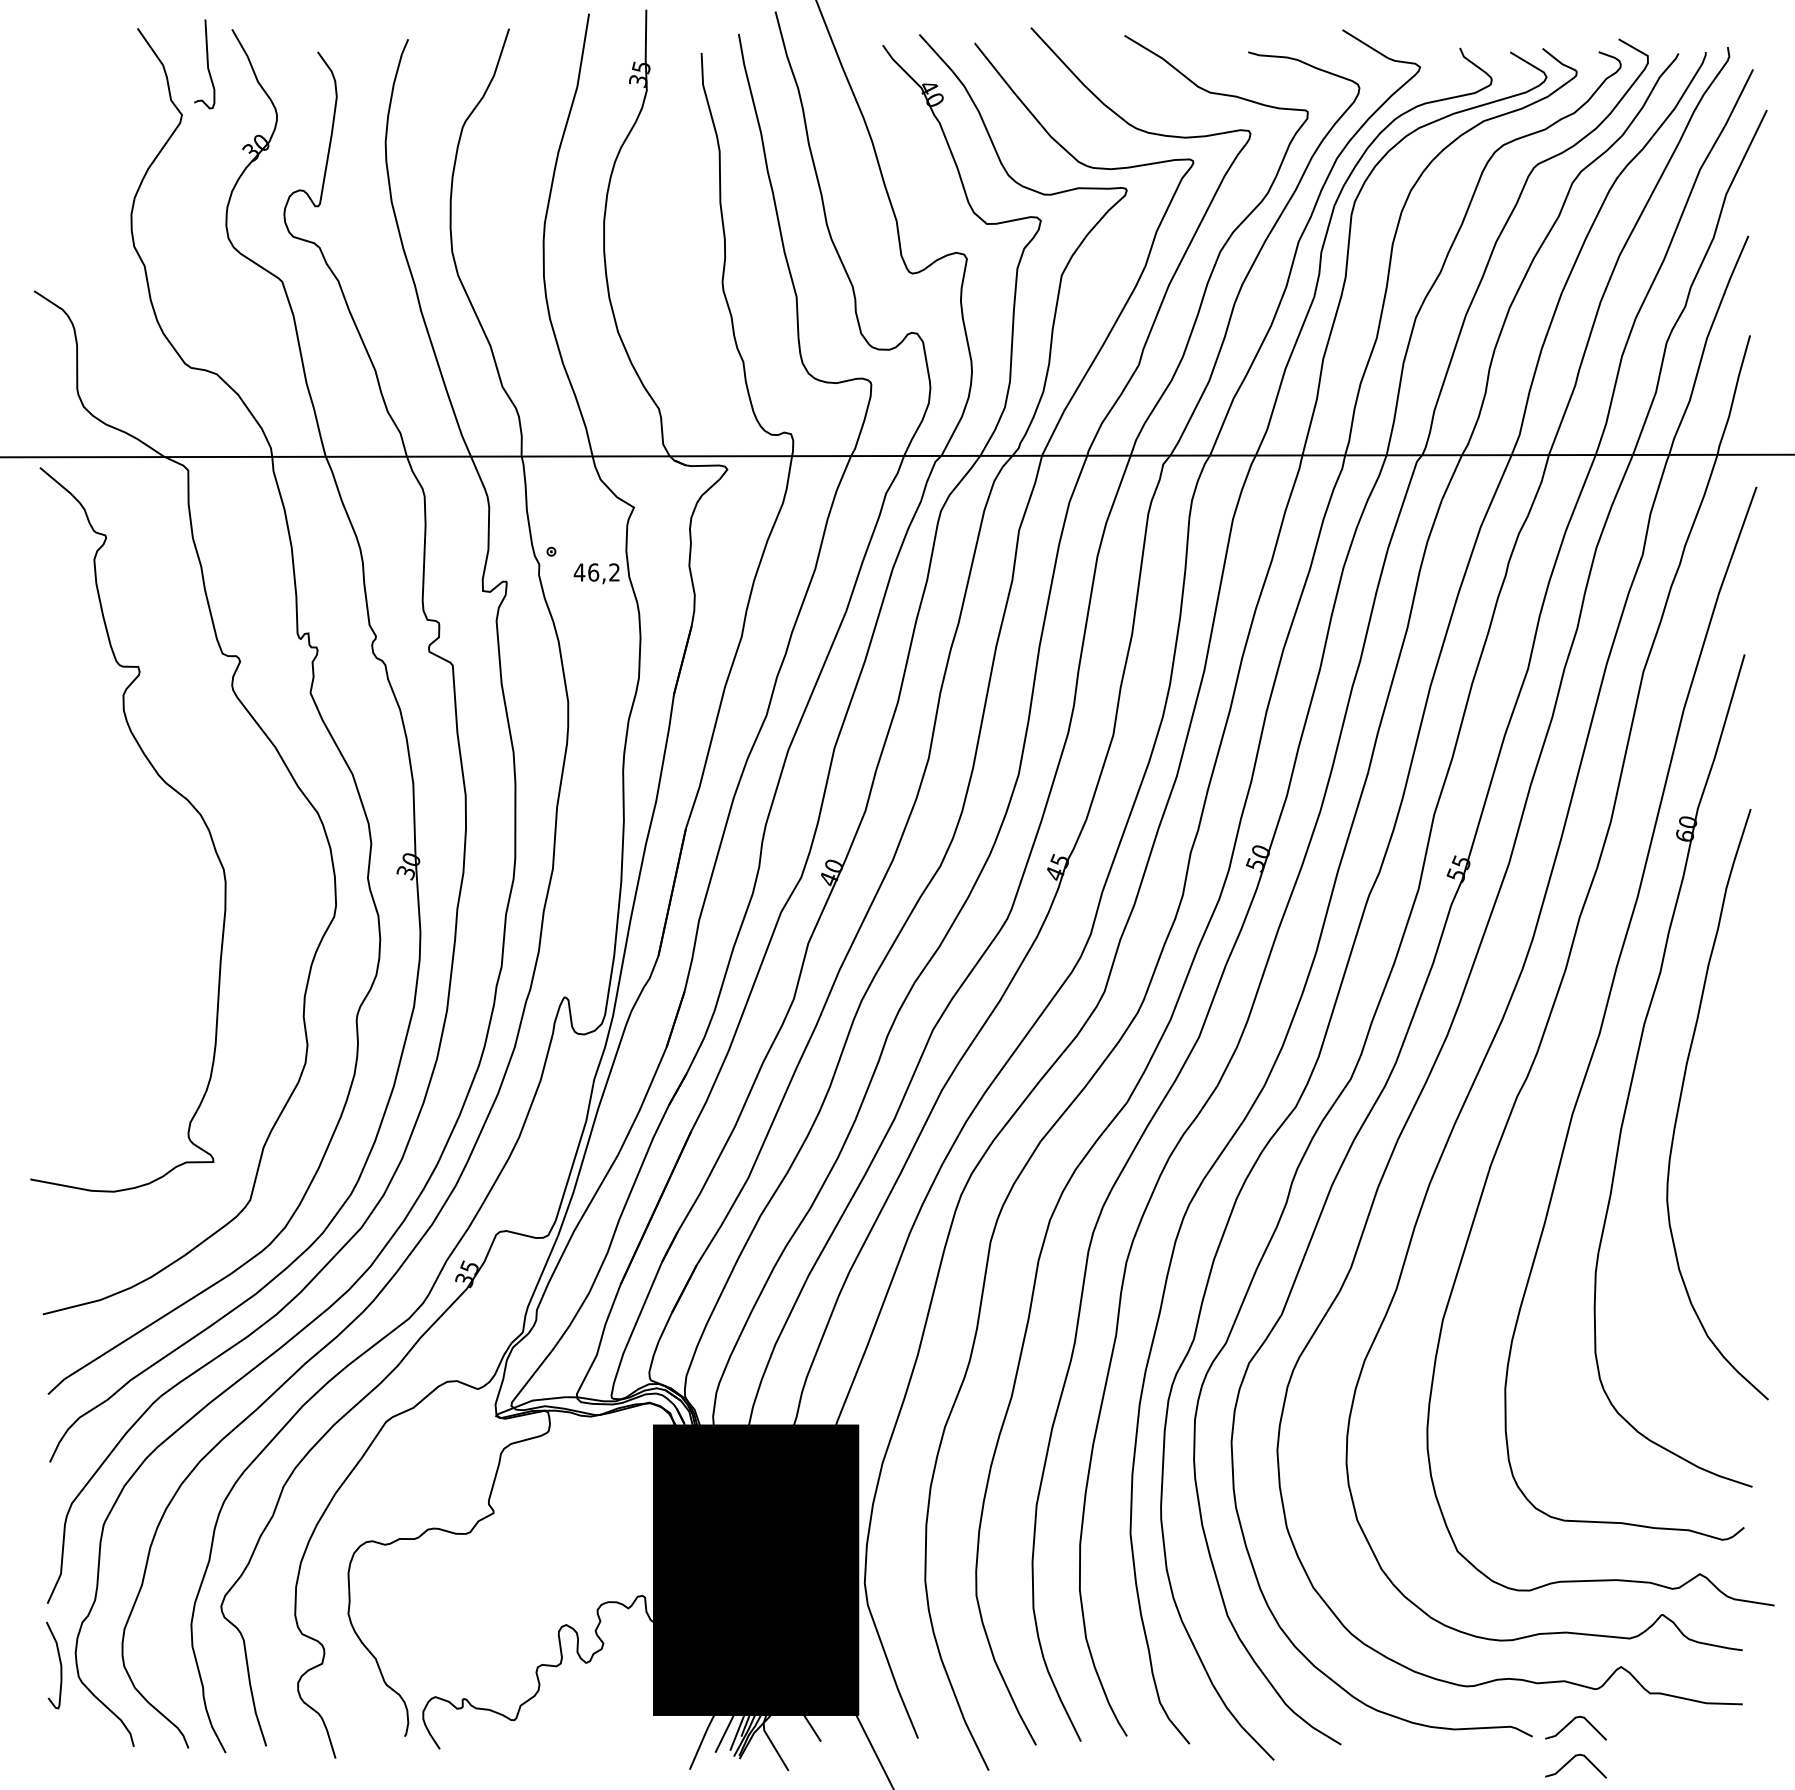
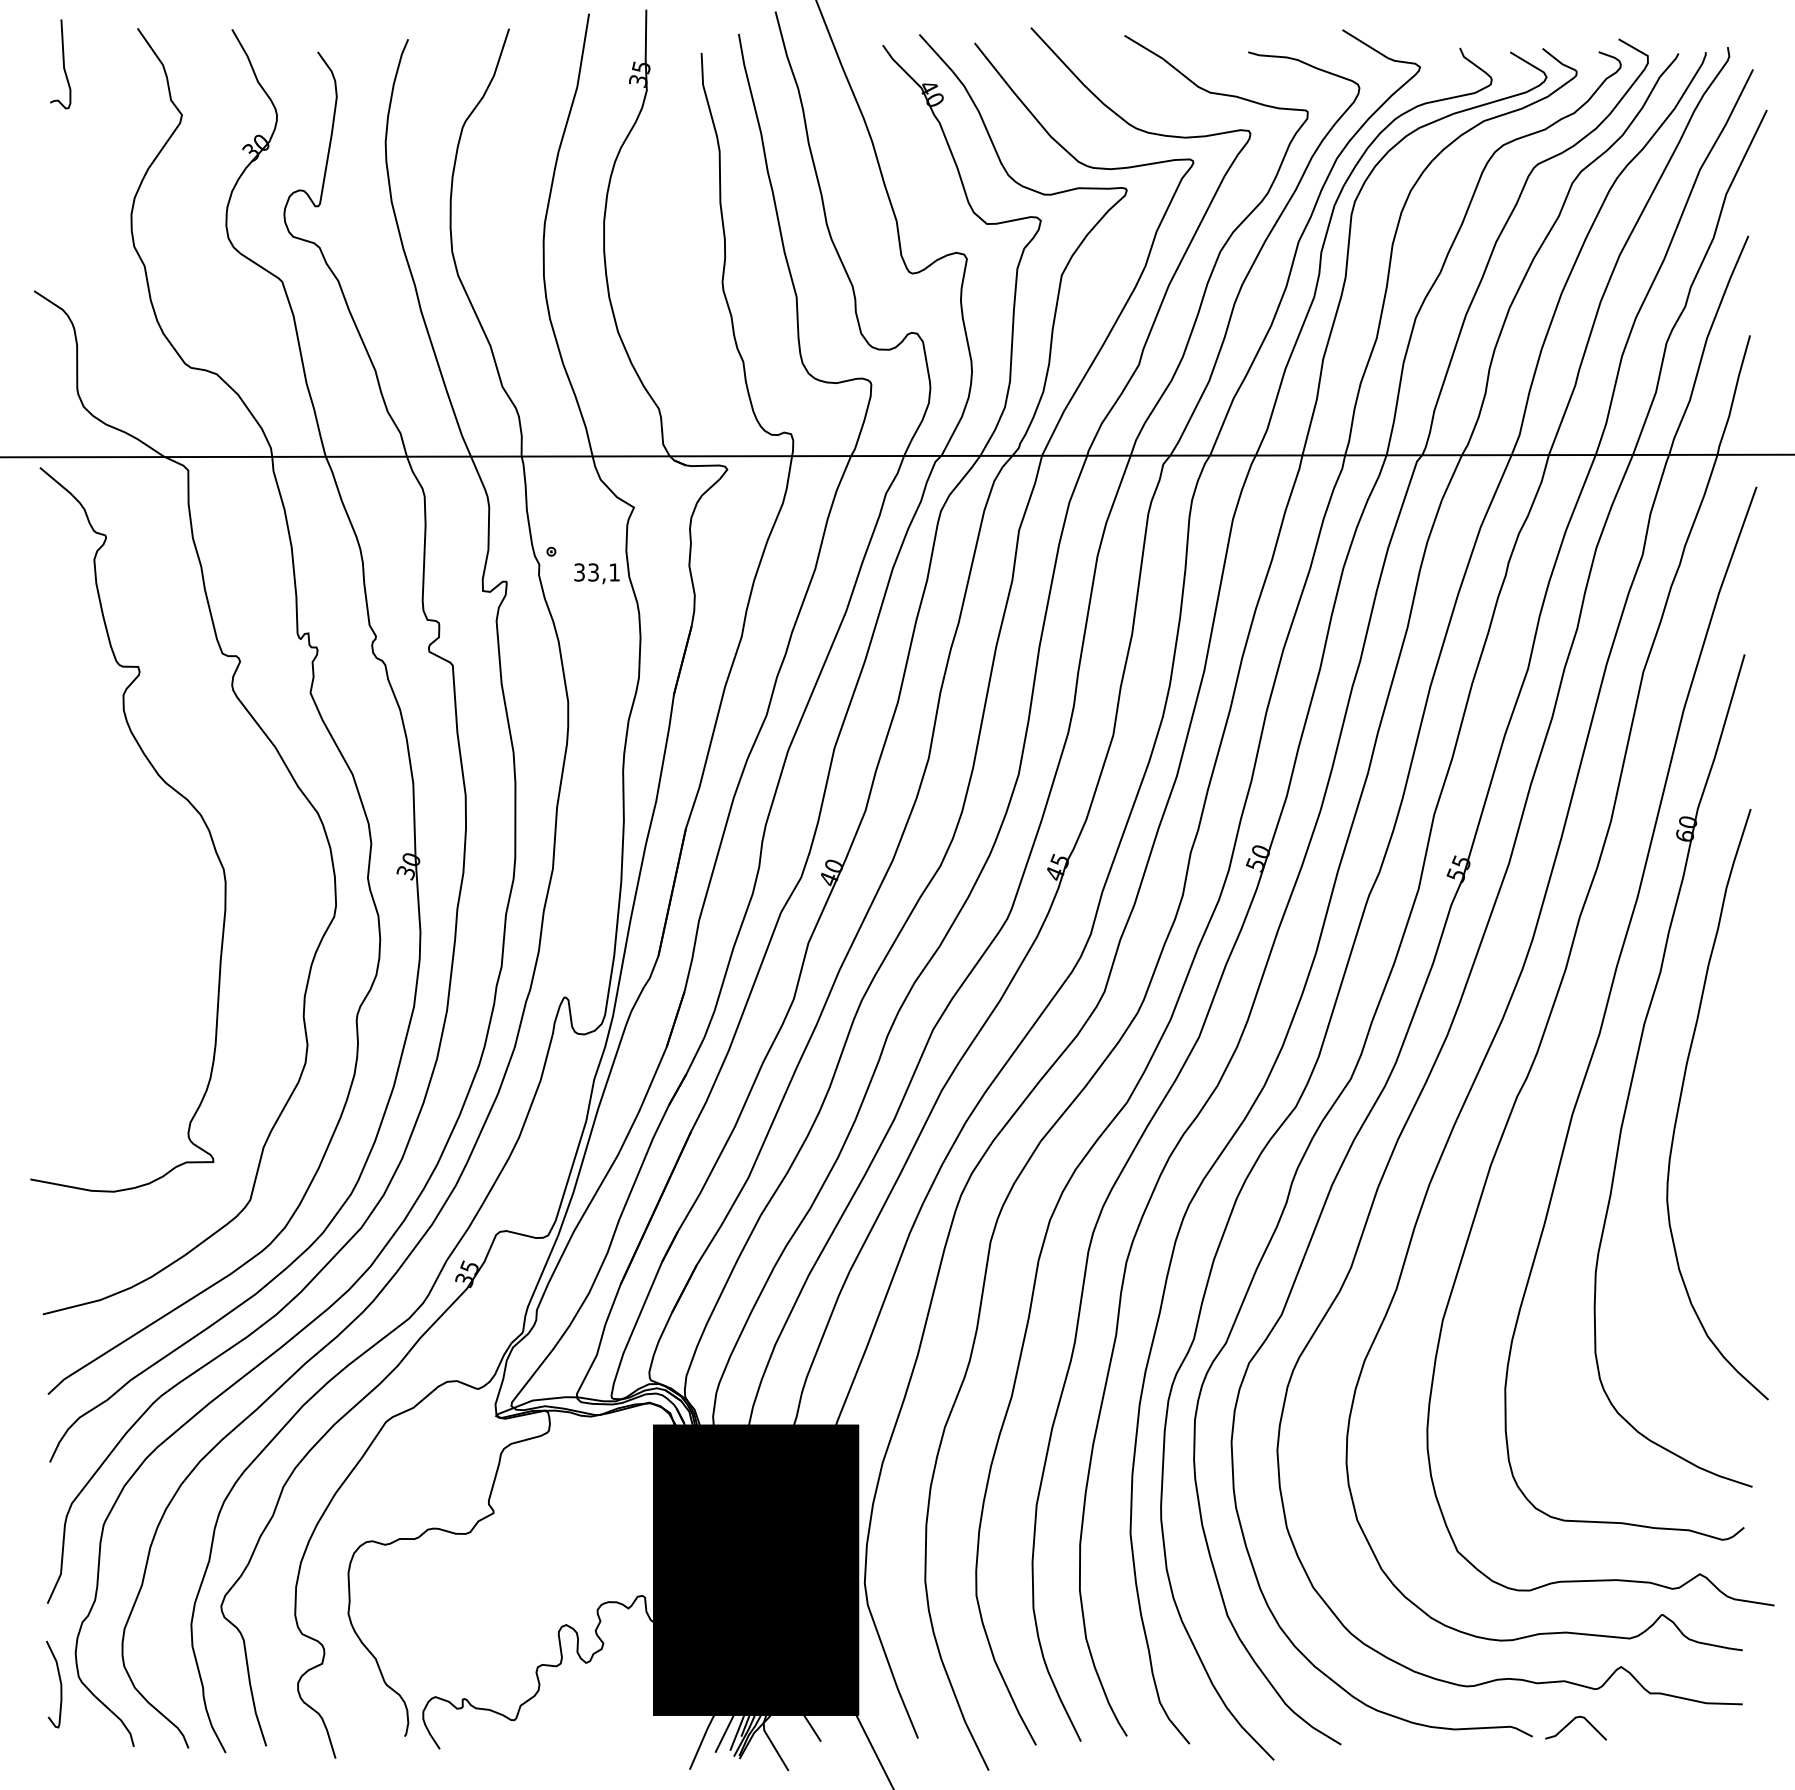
curve position: (206, 62) -> (62, 62) (62, 62)
text: 46,2 -> 33,1 (596, 572)
curve position: (59, 1662) -> (59, 1681) (59, 1681)
curve: present -> none (1571, 1760)
